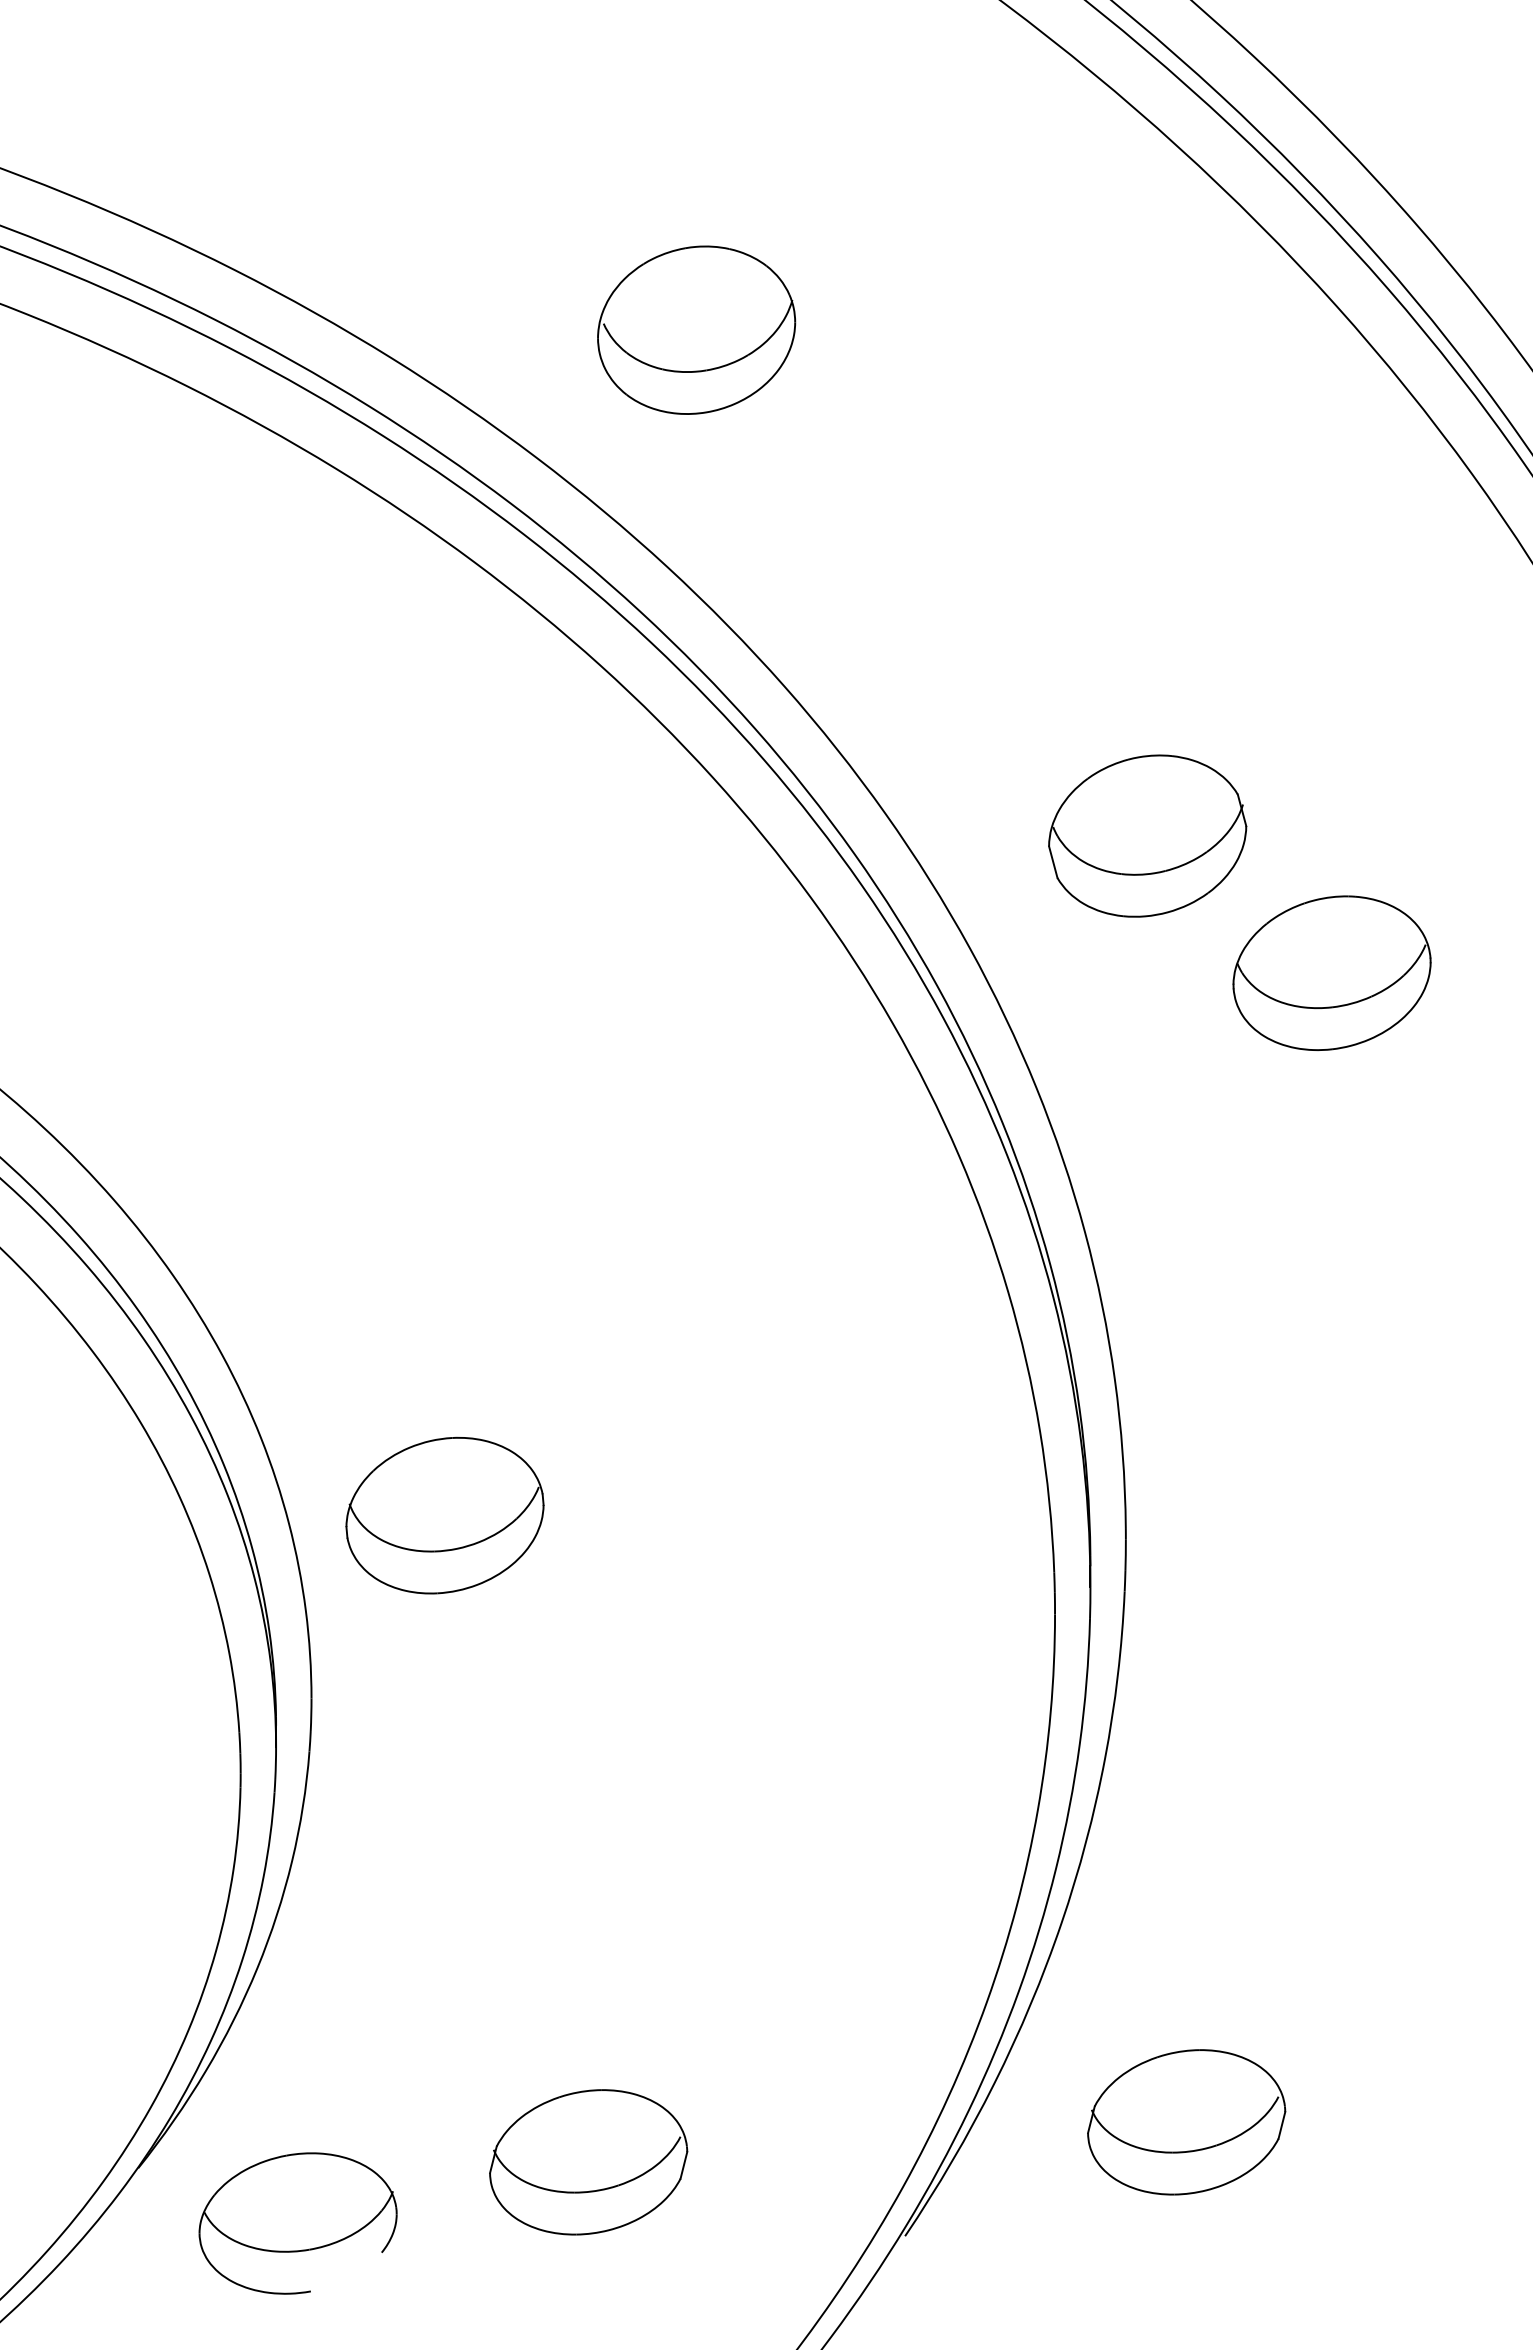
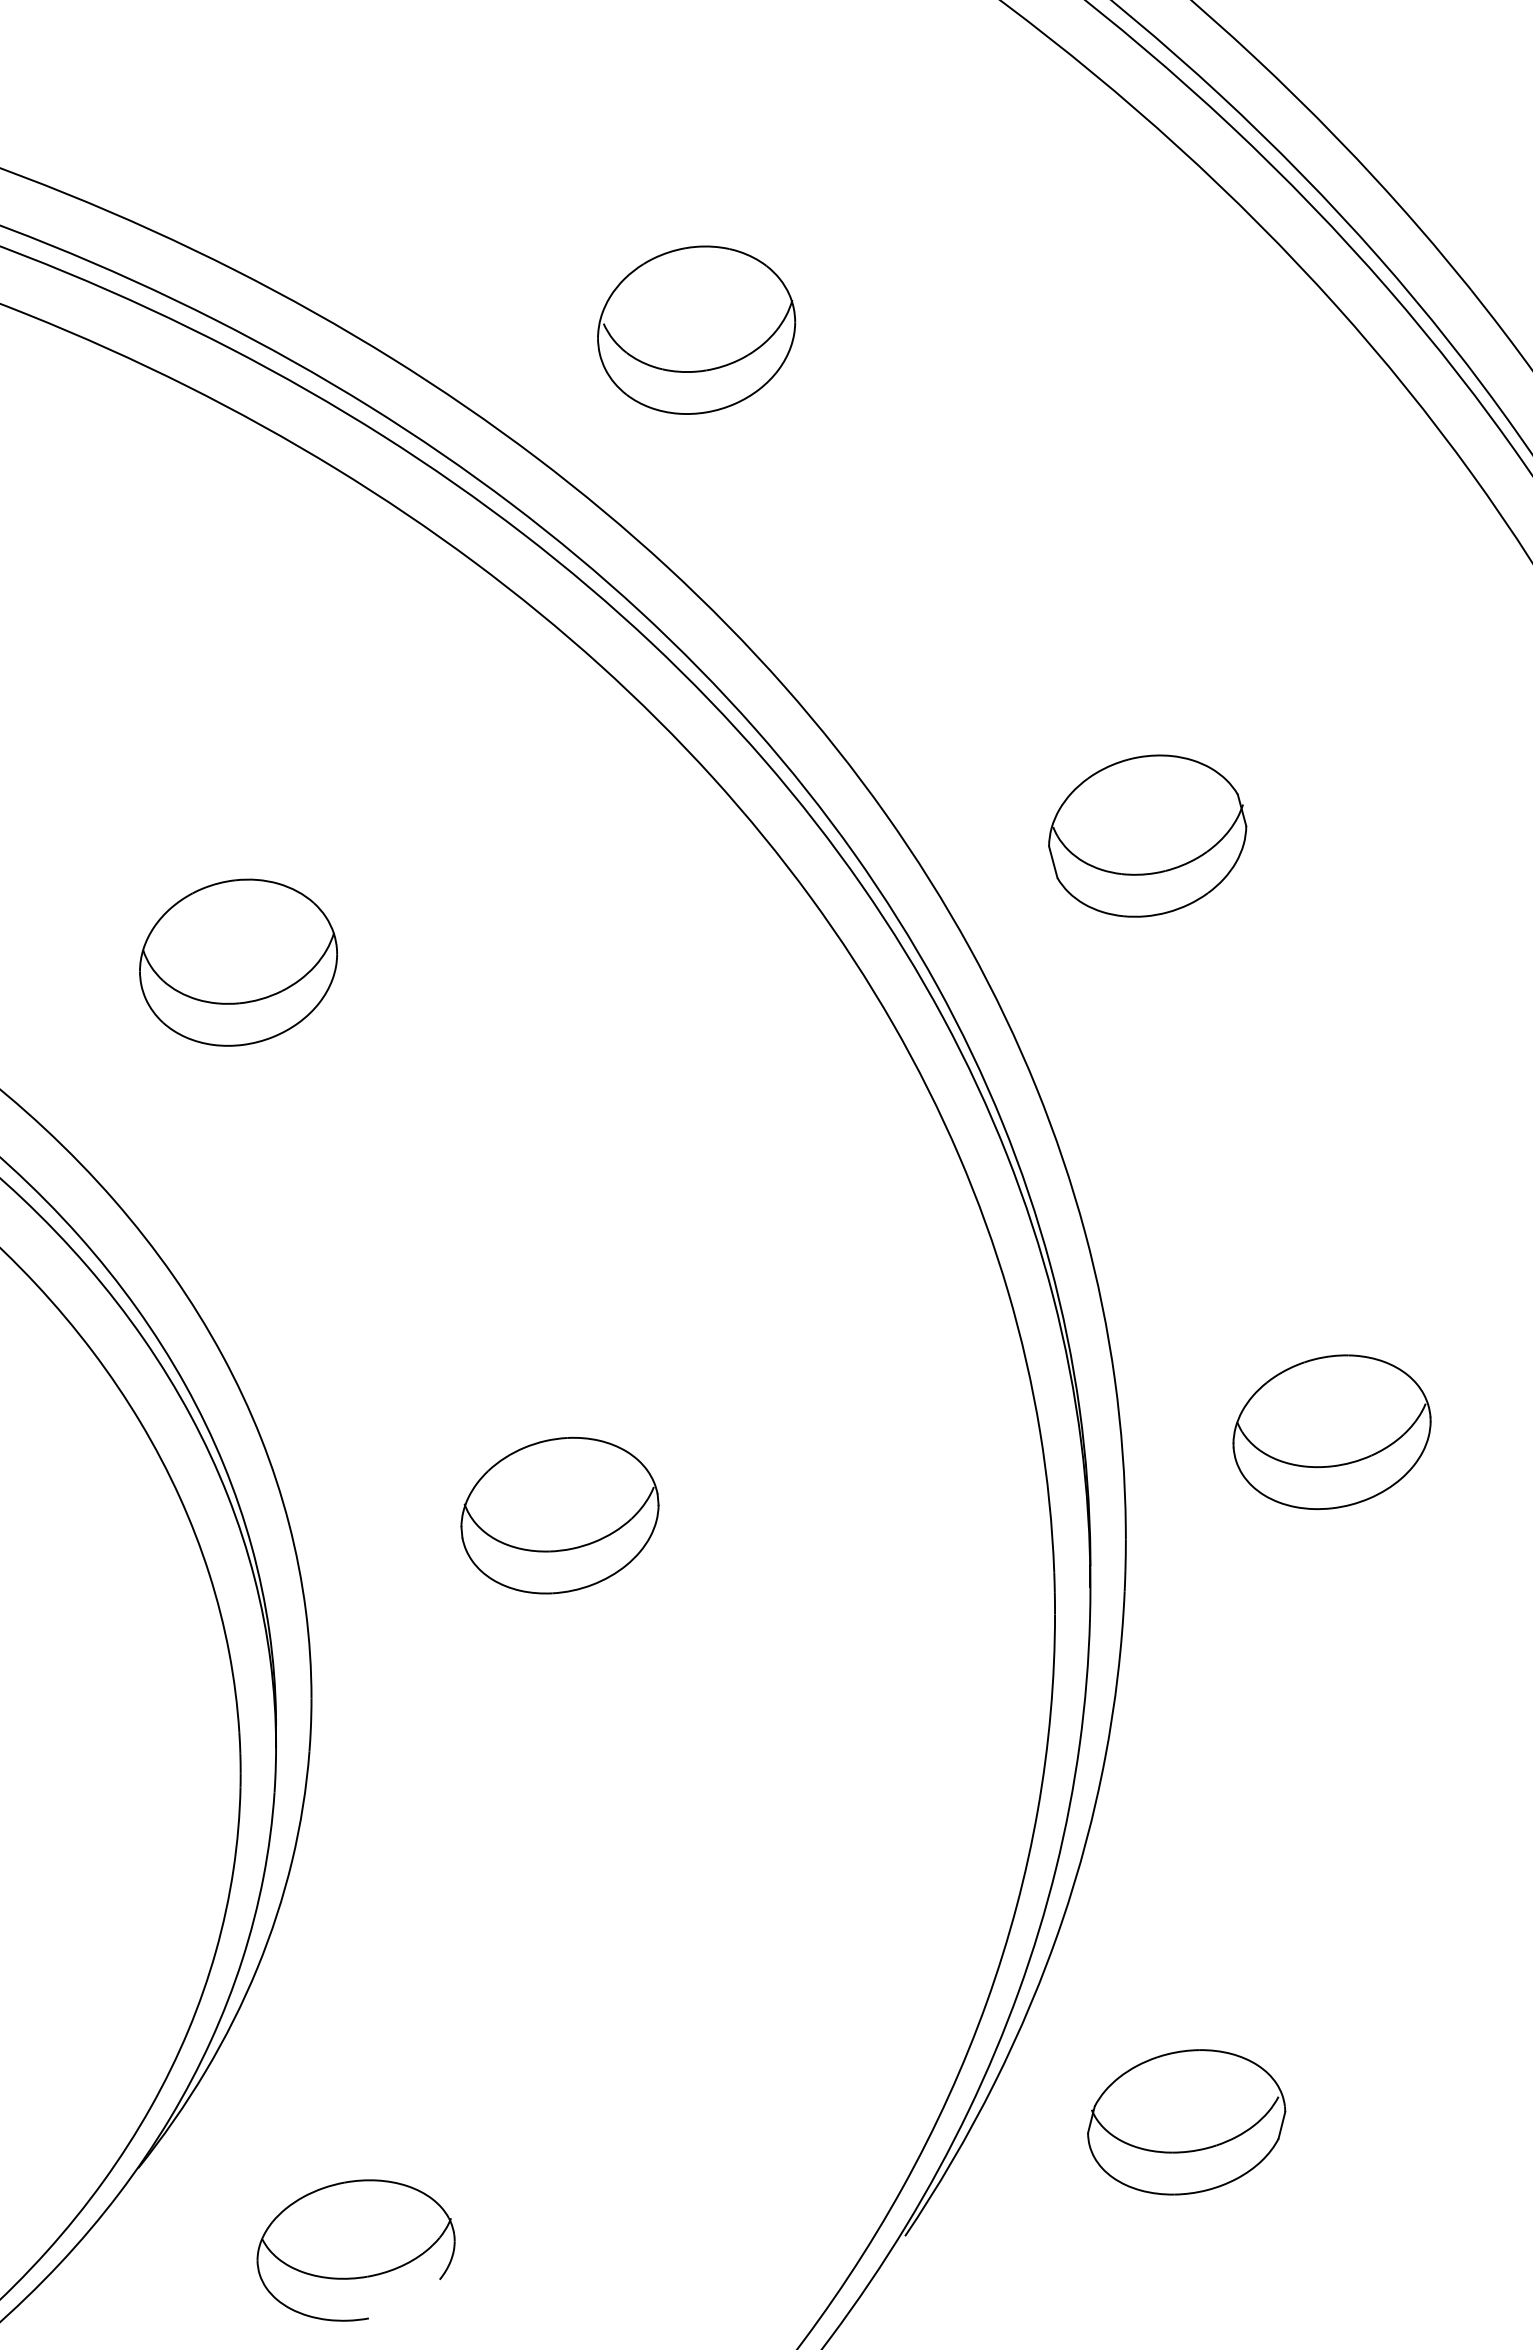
part: none -> present (238, 962)
part position: (1331, 972) -> (1331, 1431) (1331, 1431)
part position: (444, 1515) -> (559, 1515) (559, 1515)
part: present -> none (588, 2162)
part position: (297, 2223) -> (355, 2250) (355, 2250)
